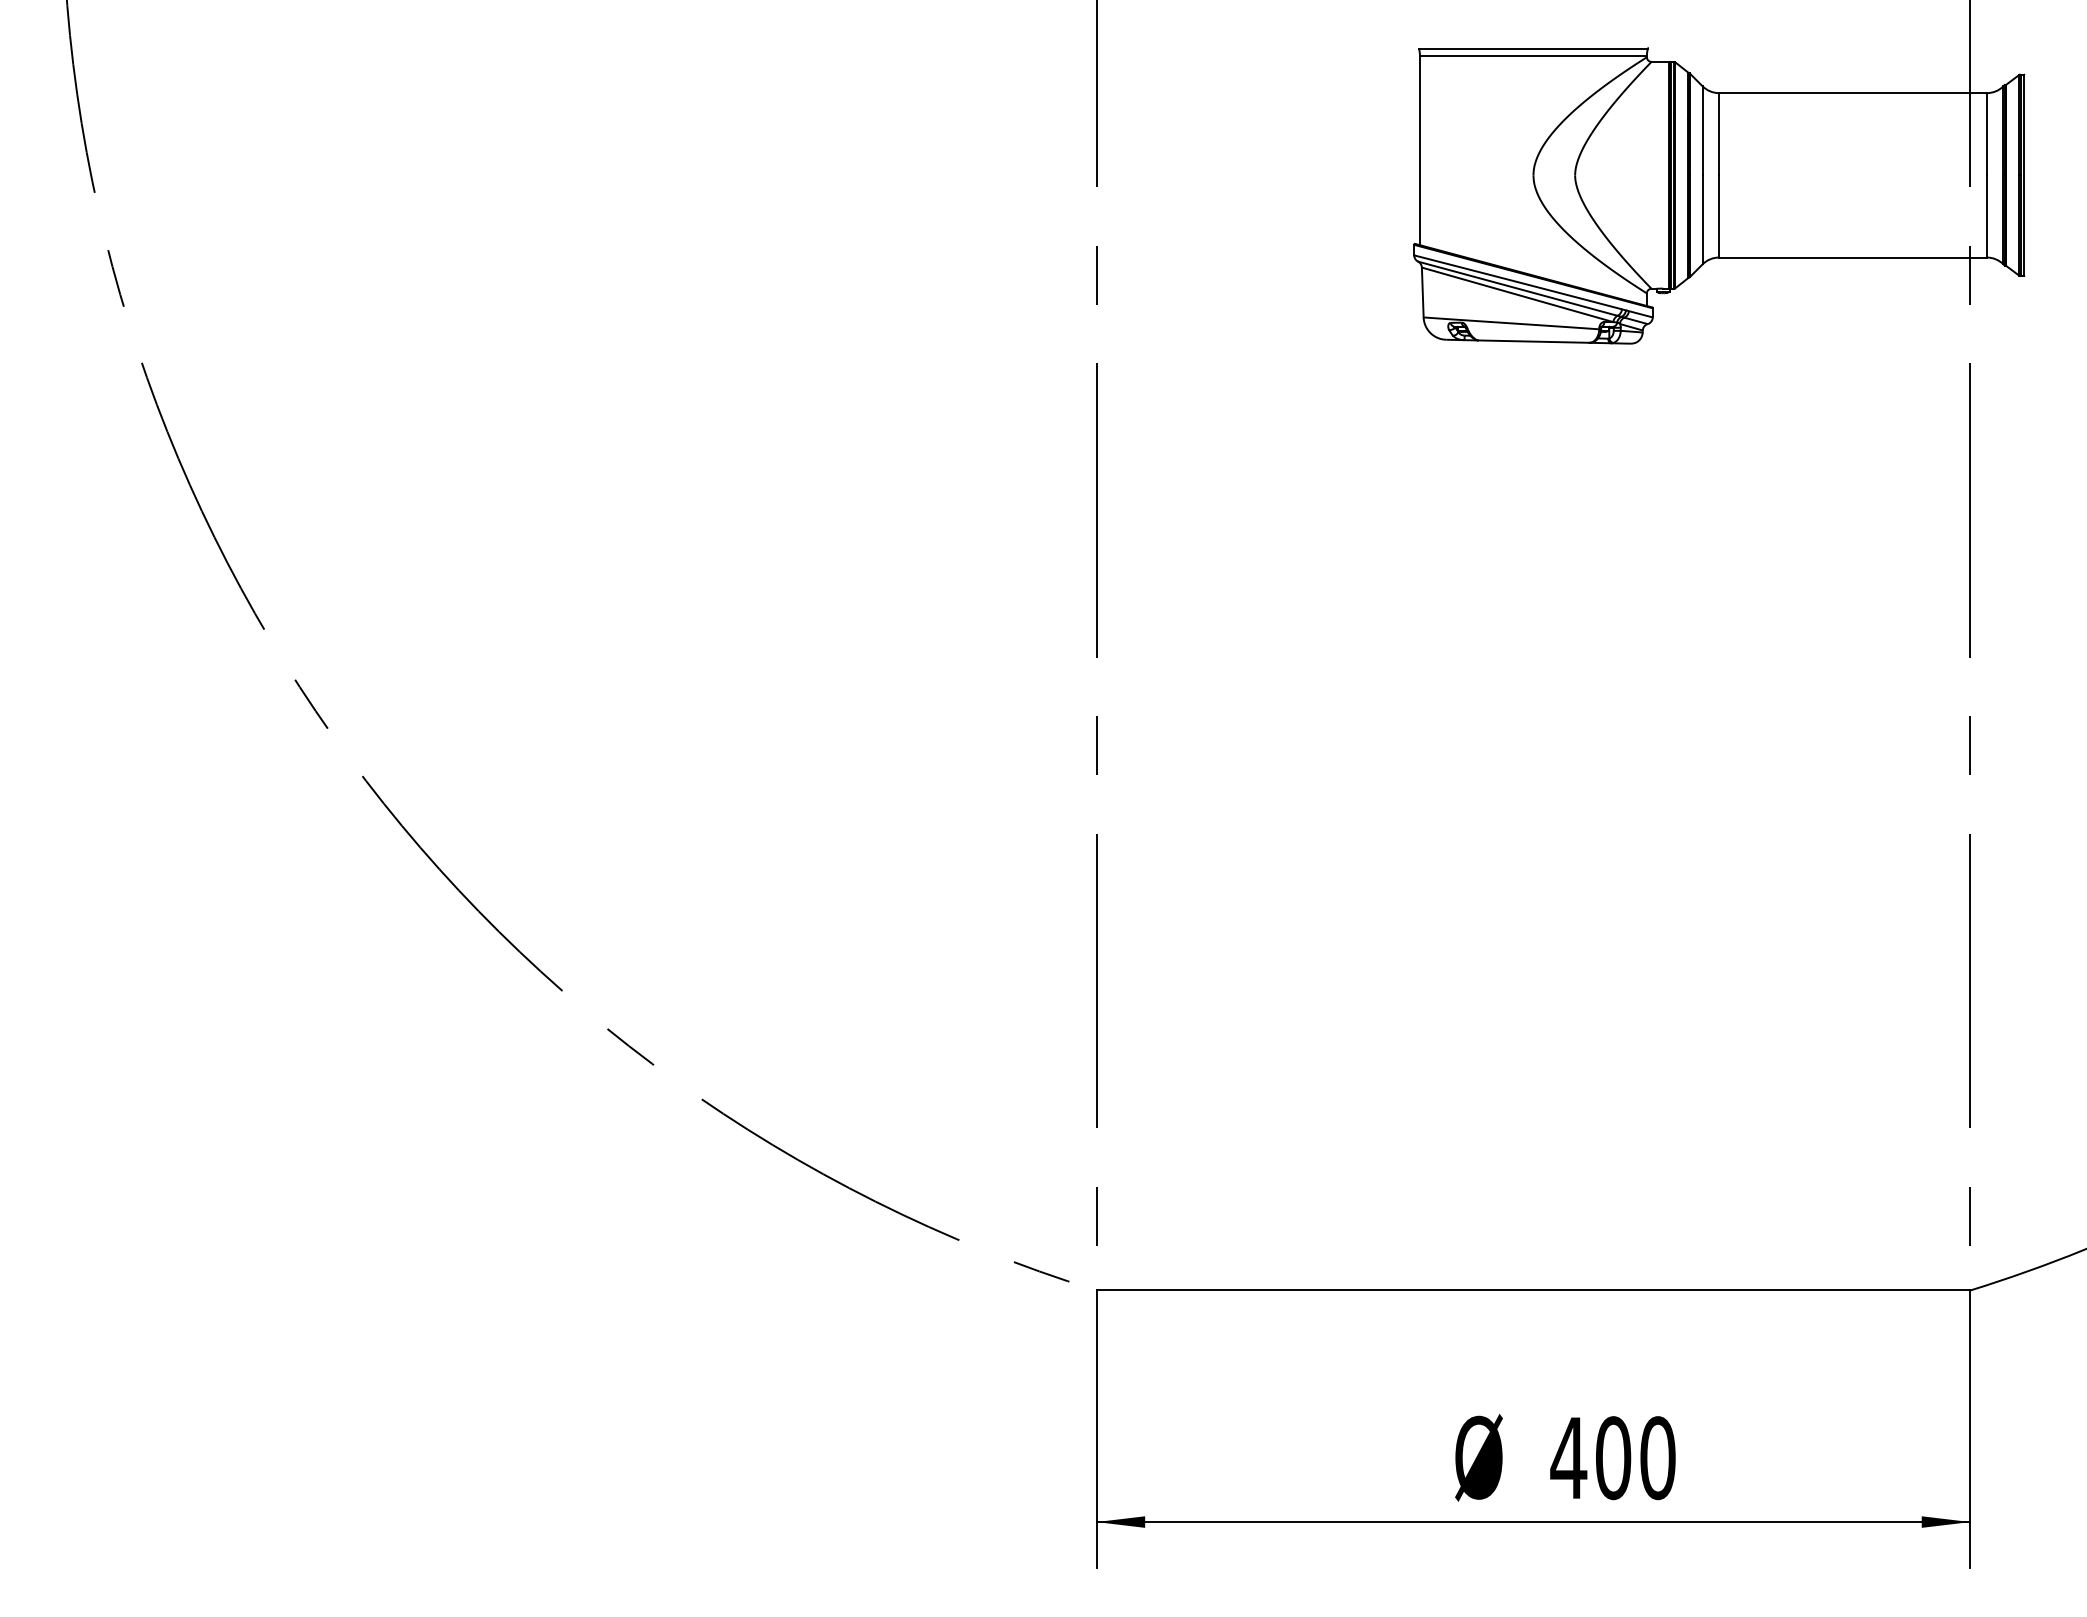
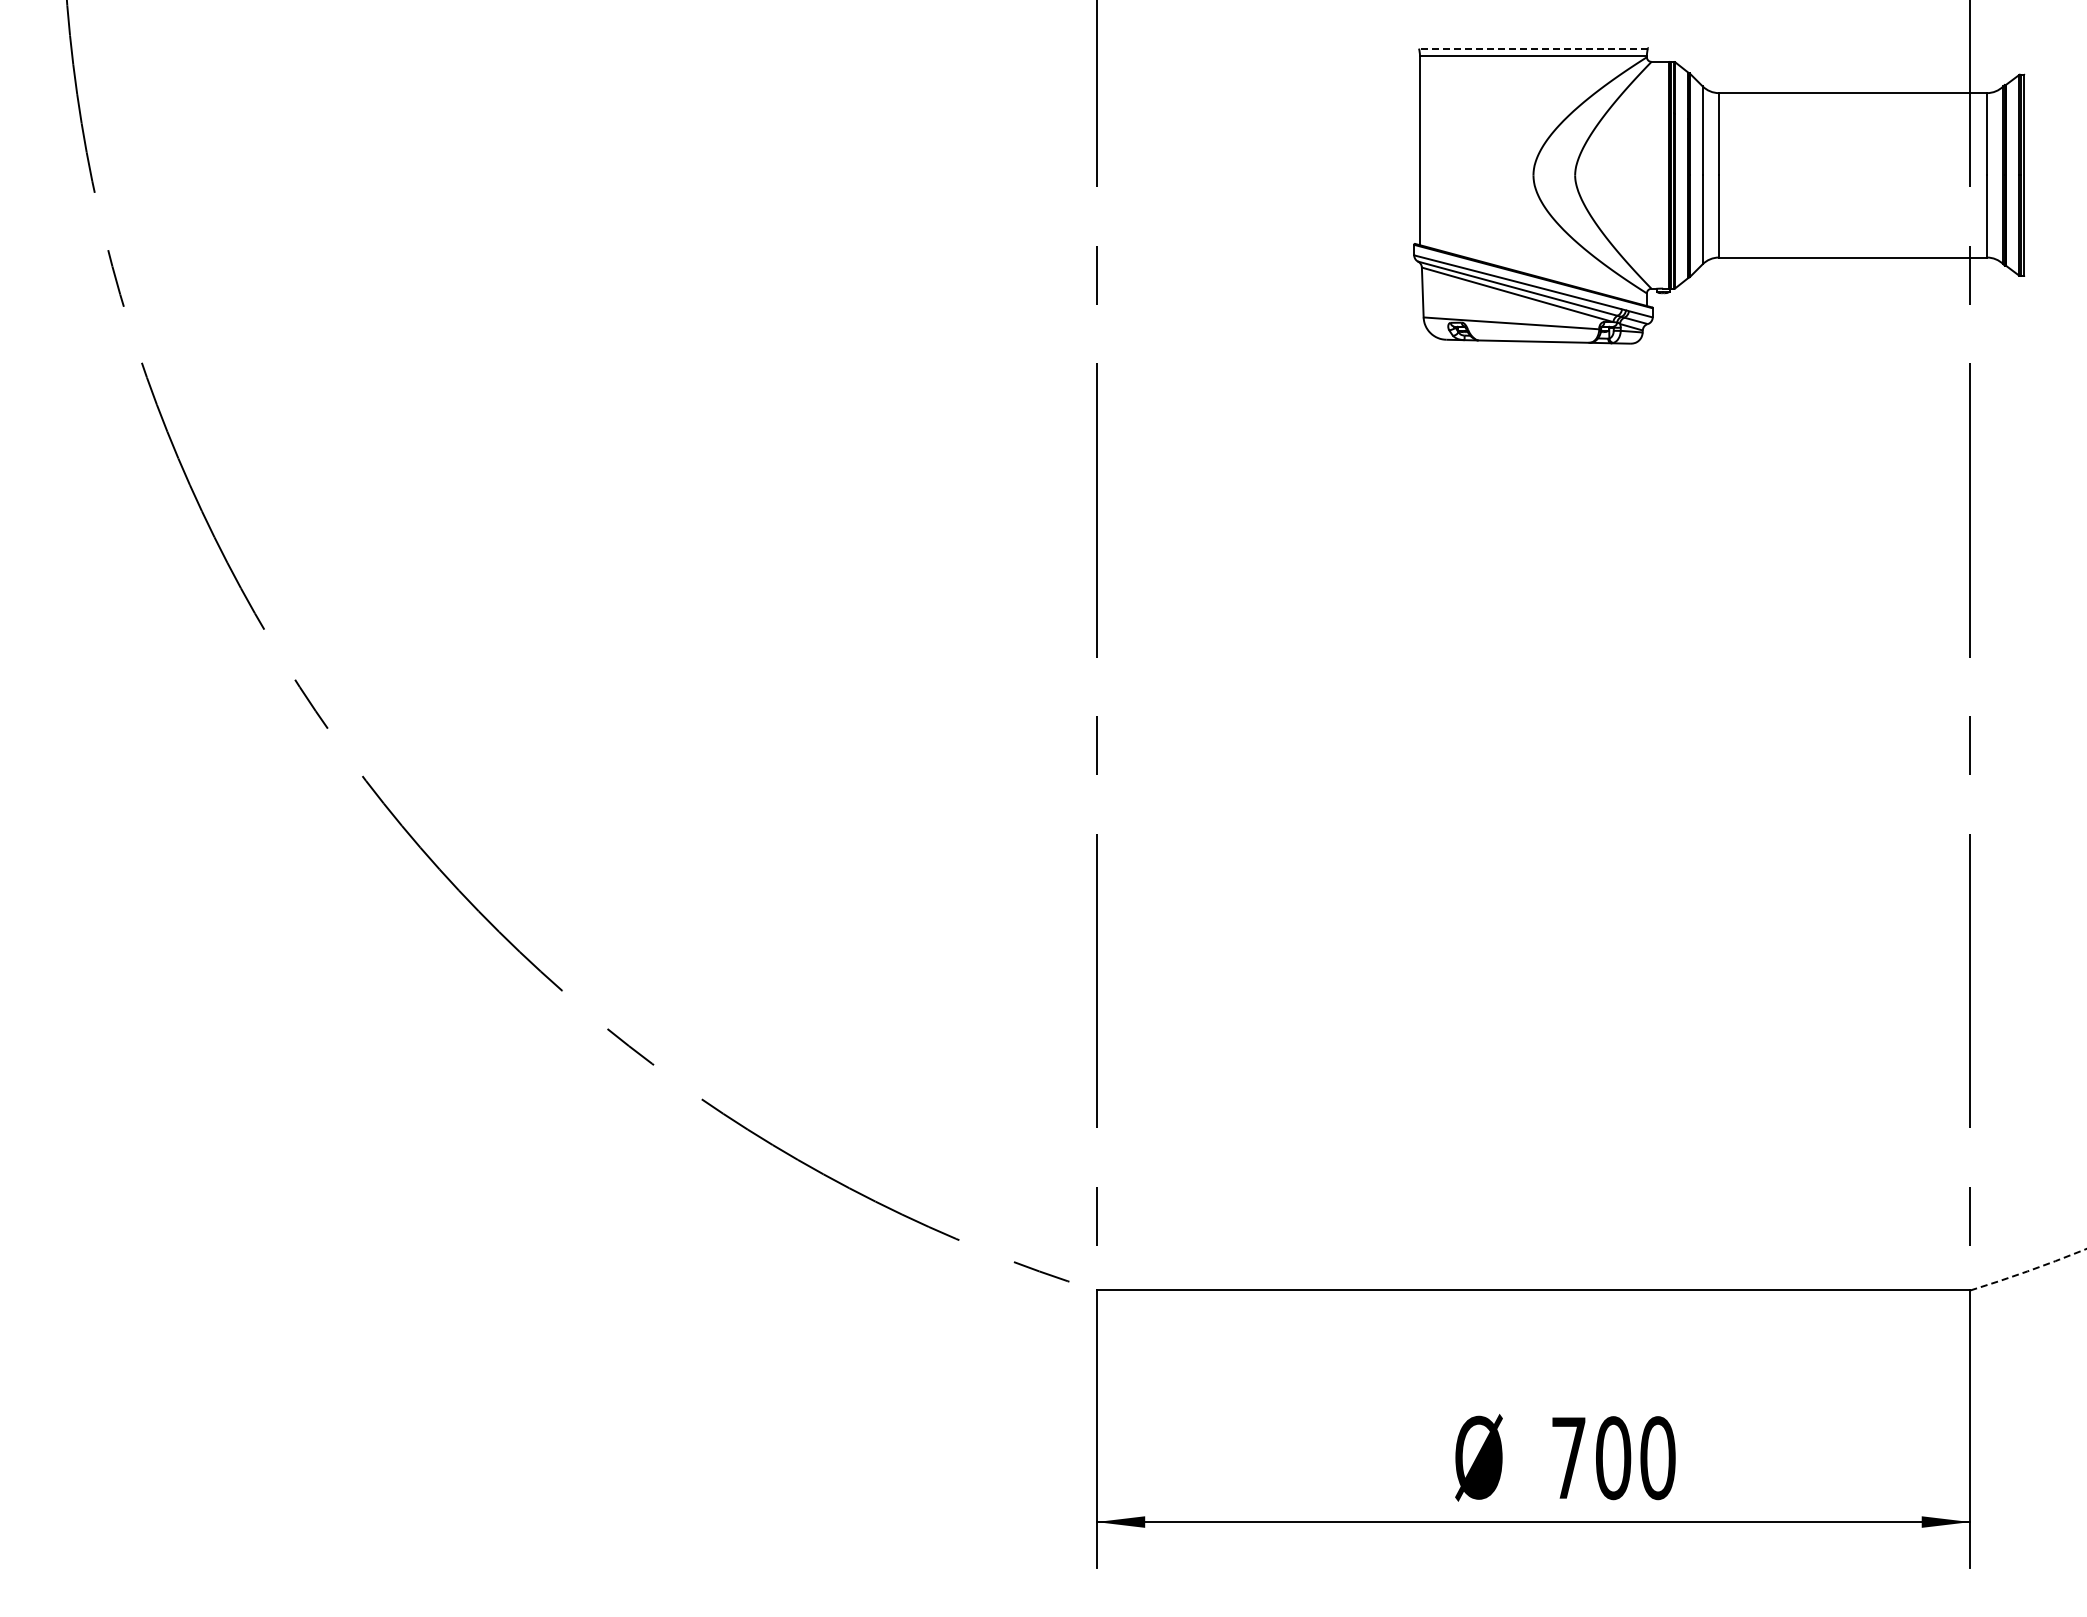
line: solid -> dashed (1532, 48)
arc: solid -> dashed (2028, 1271)
text: 400 -> 700 (1568, 1457)
